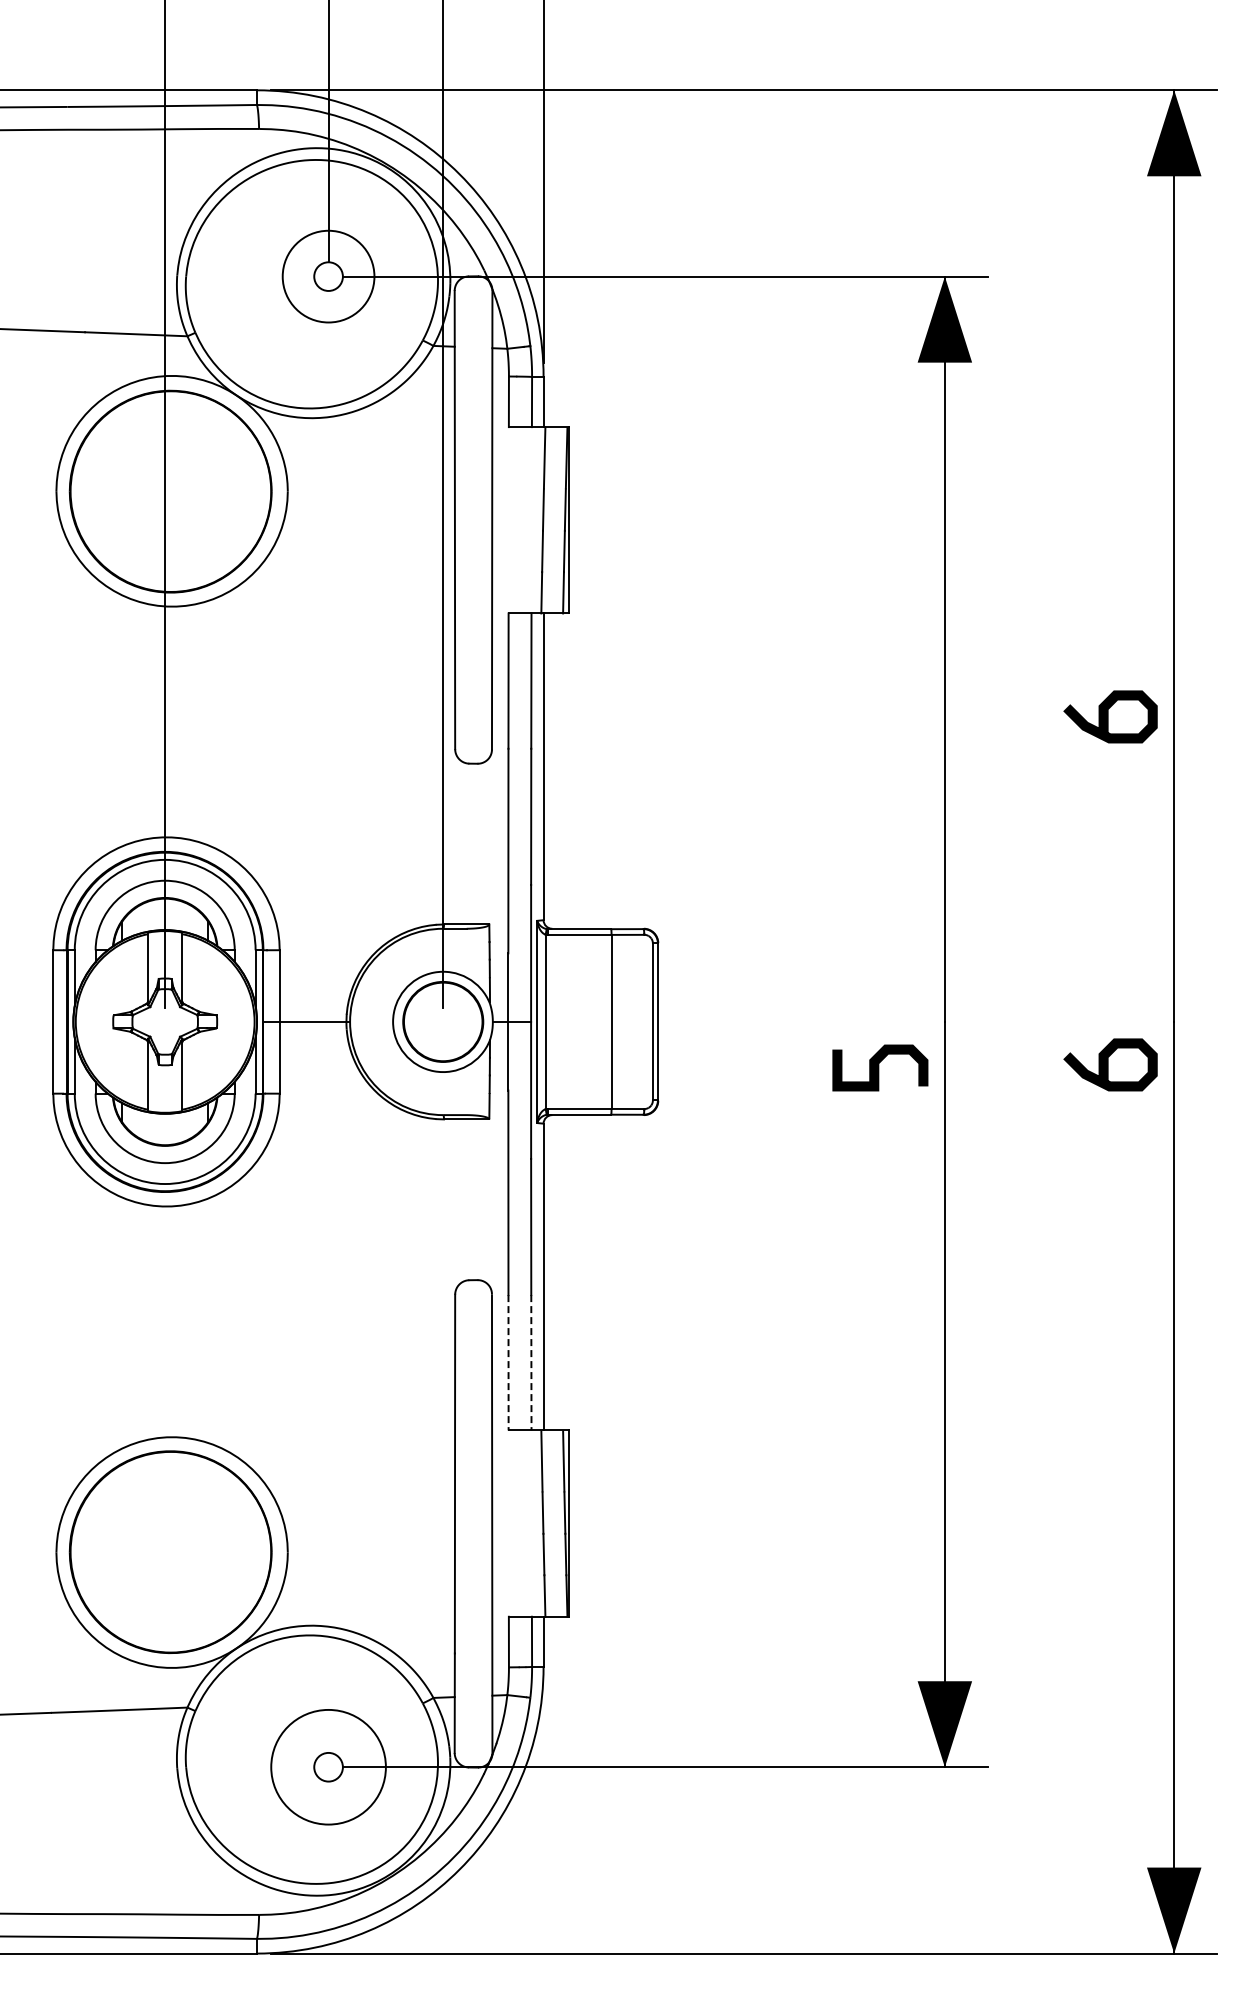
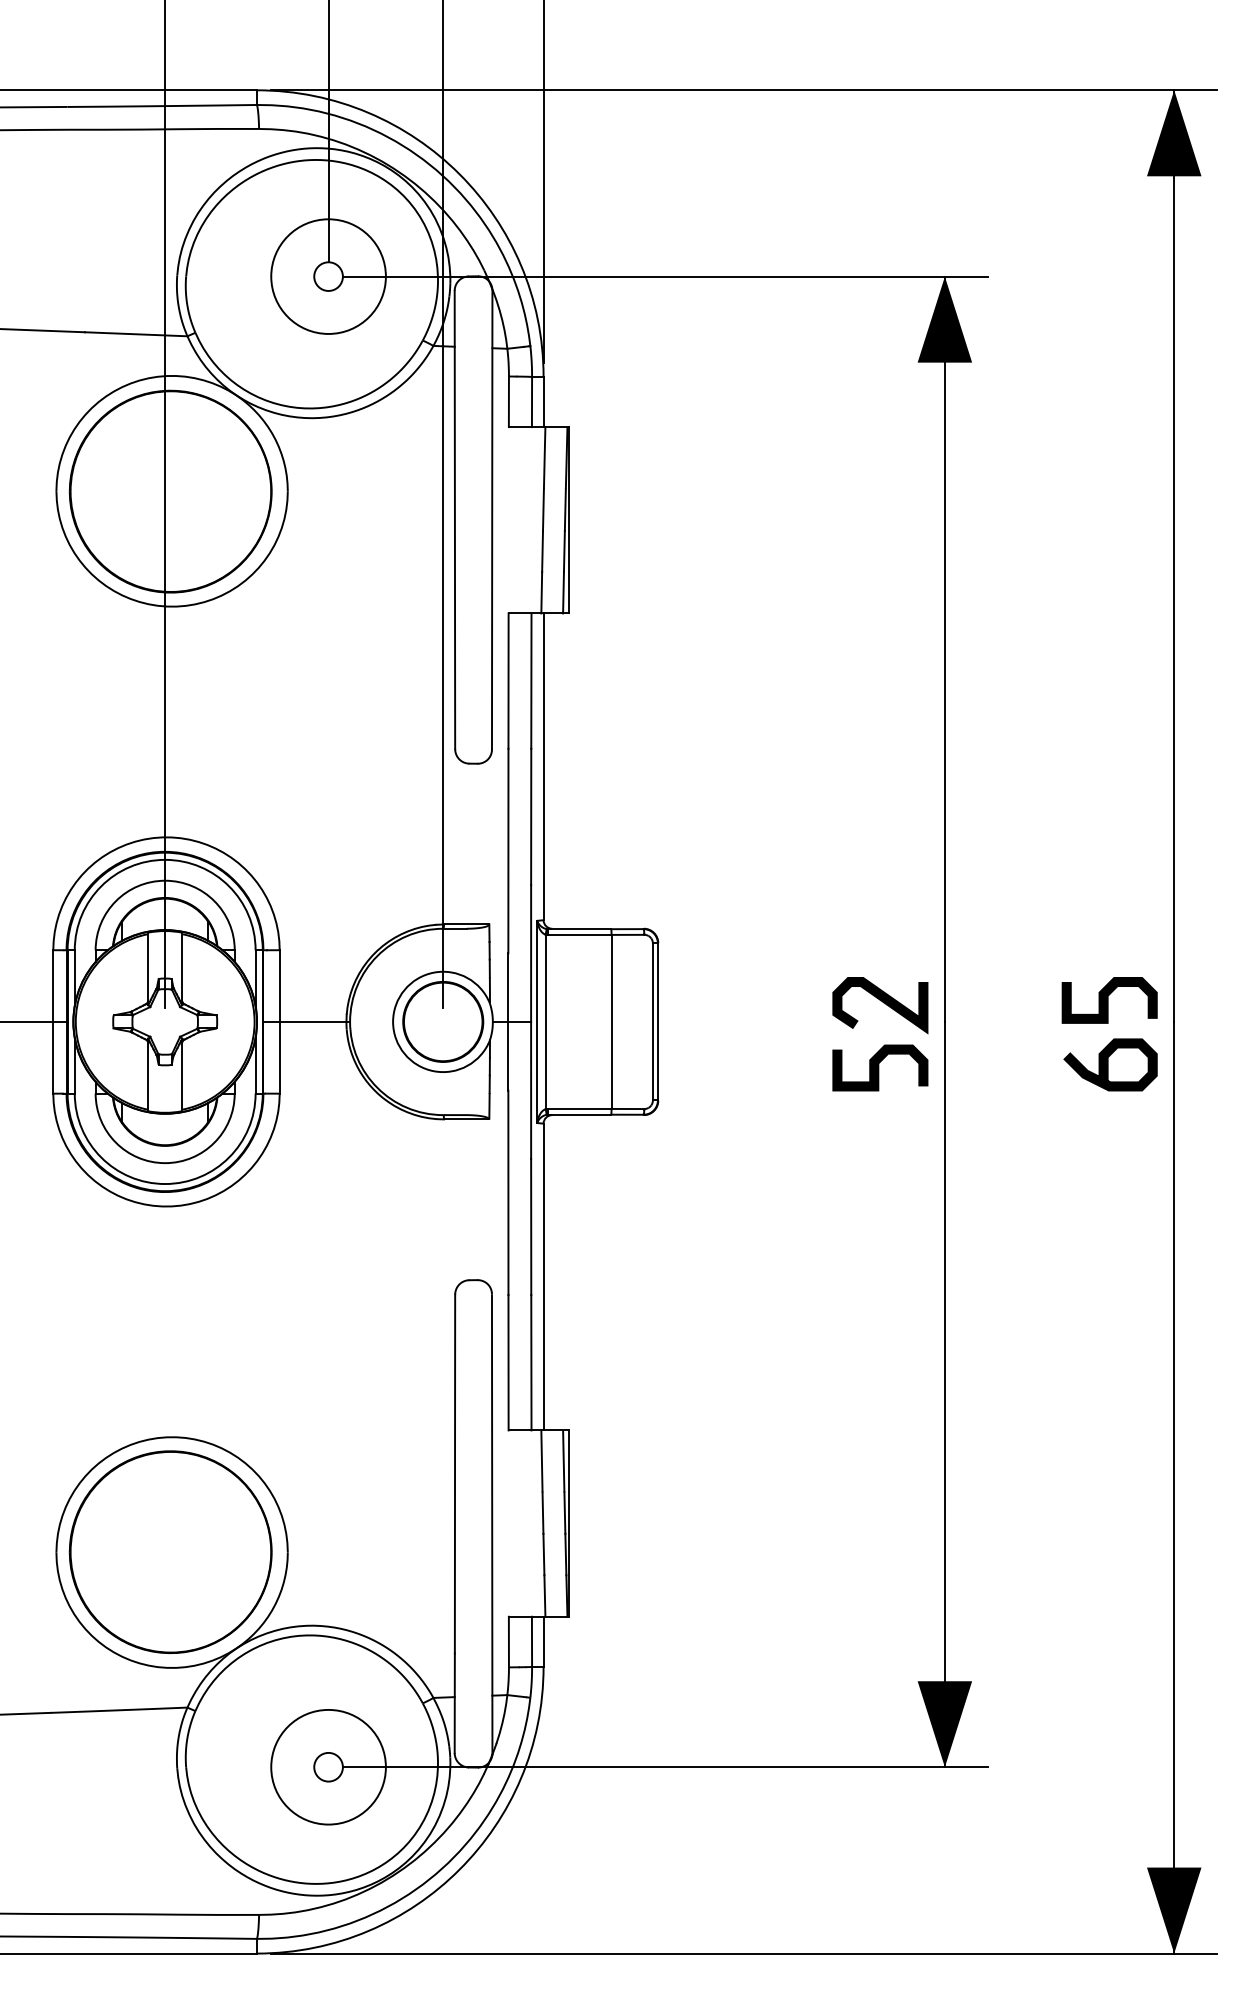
circle diameter: 92 px -> 115 px (328, 276)
curve: present -> none (1108, 716)
curve: none -> present (1108, 1000)
curve: none -> present (882, 1002)
line: none -> present (34, 1021)
line: dashed -> solid (508, 1362)
line: dashed -> solid (531, 1362)
